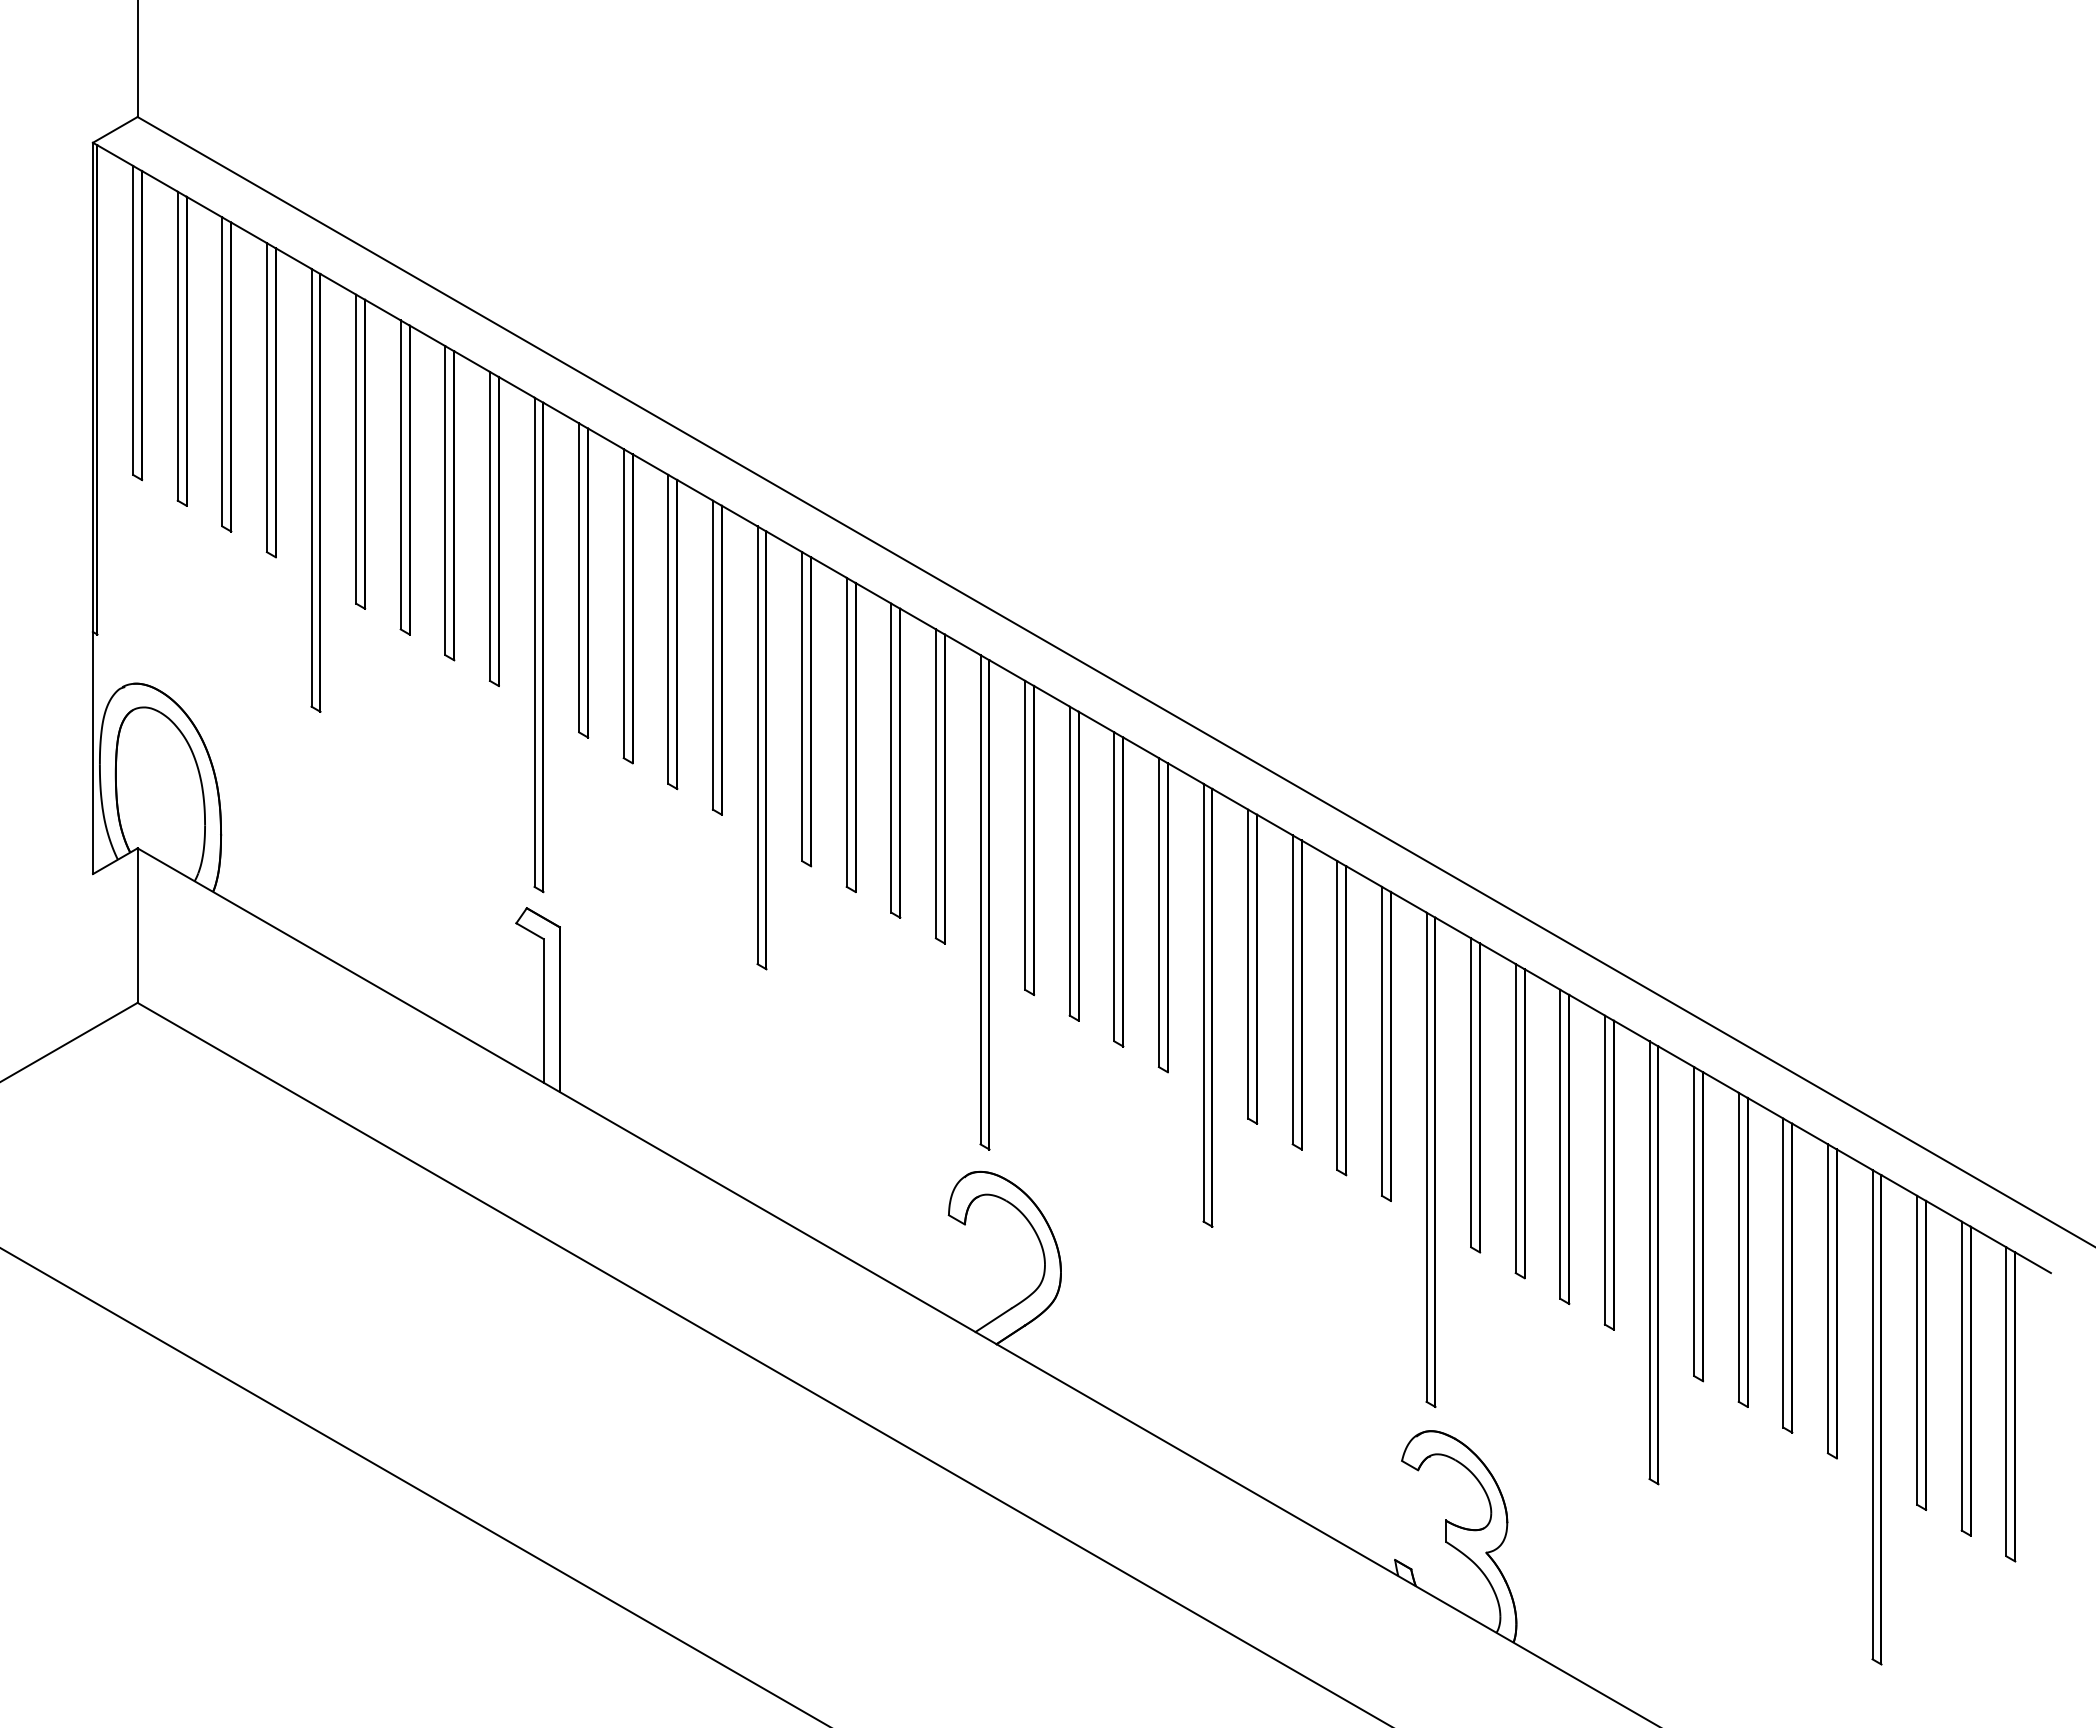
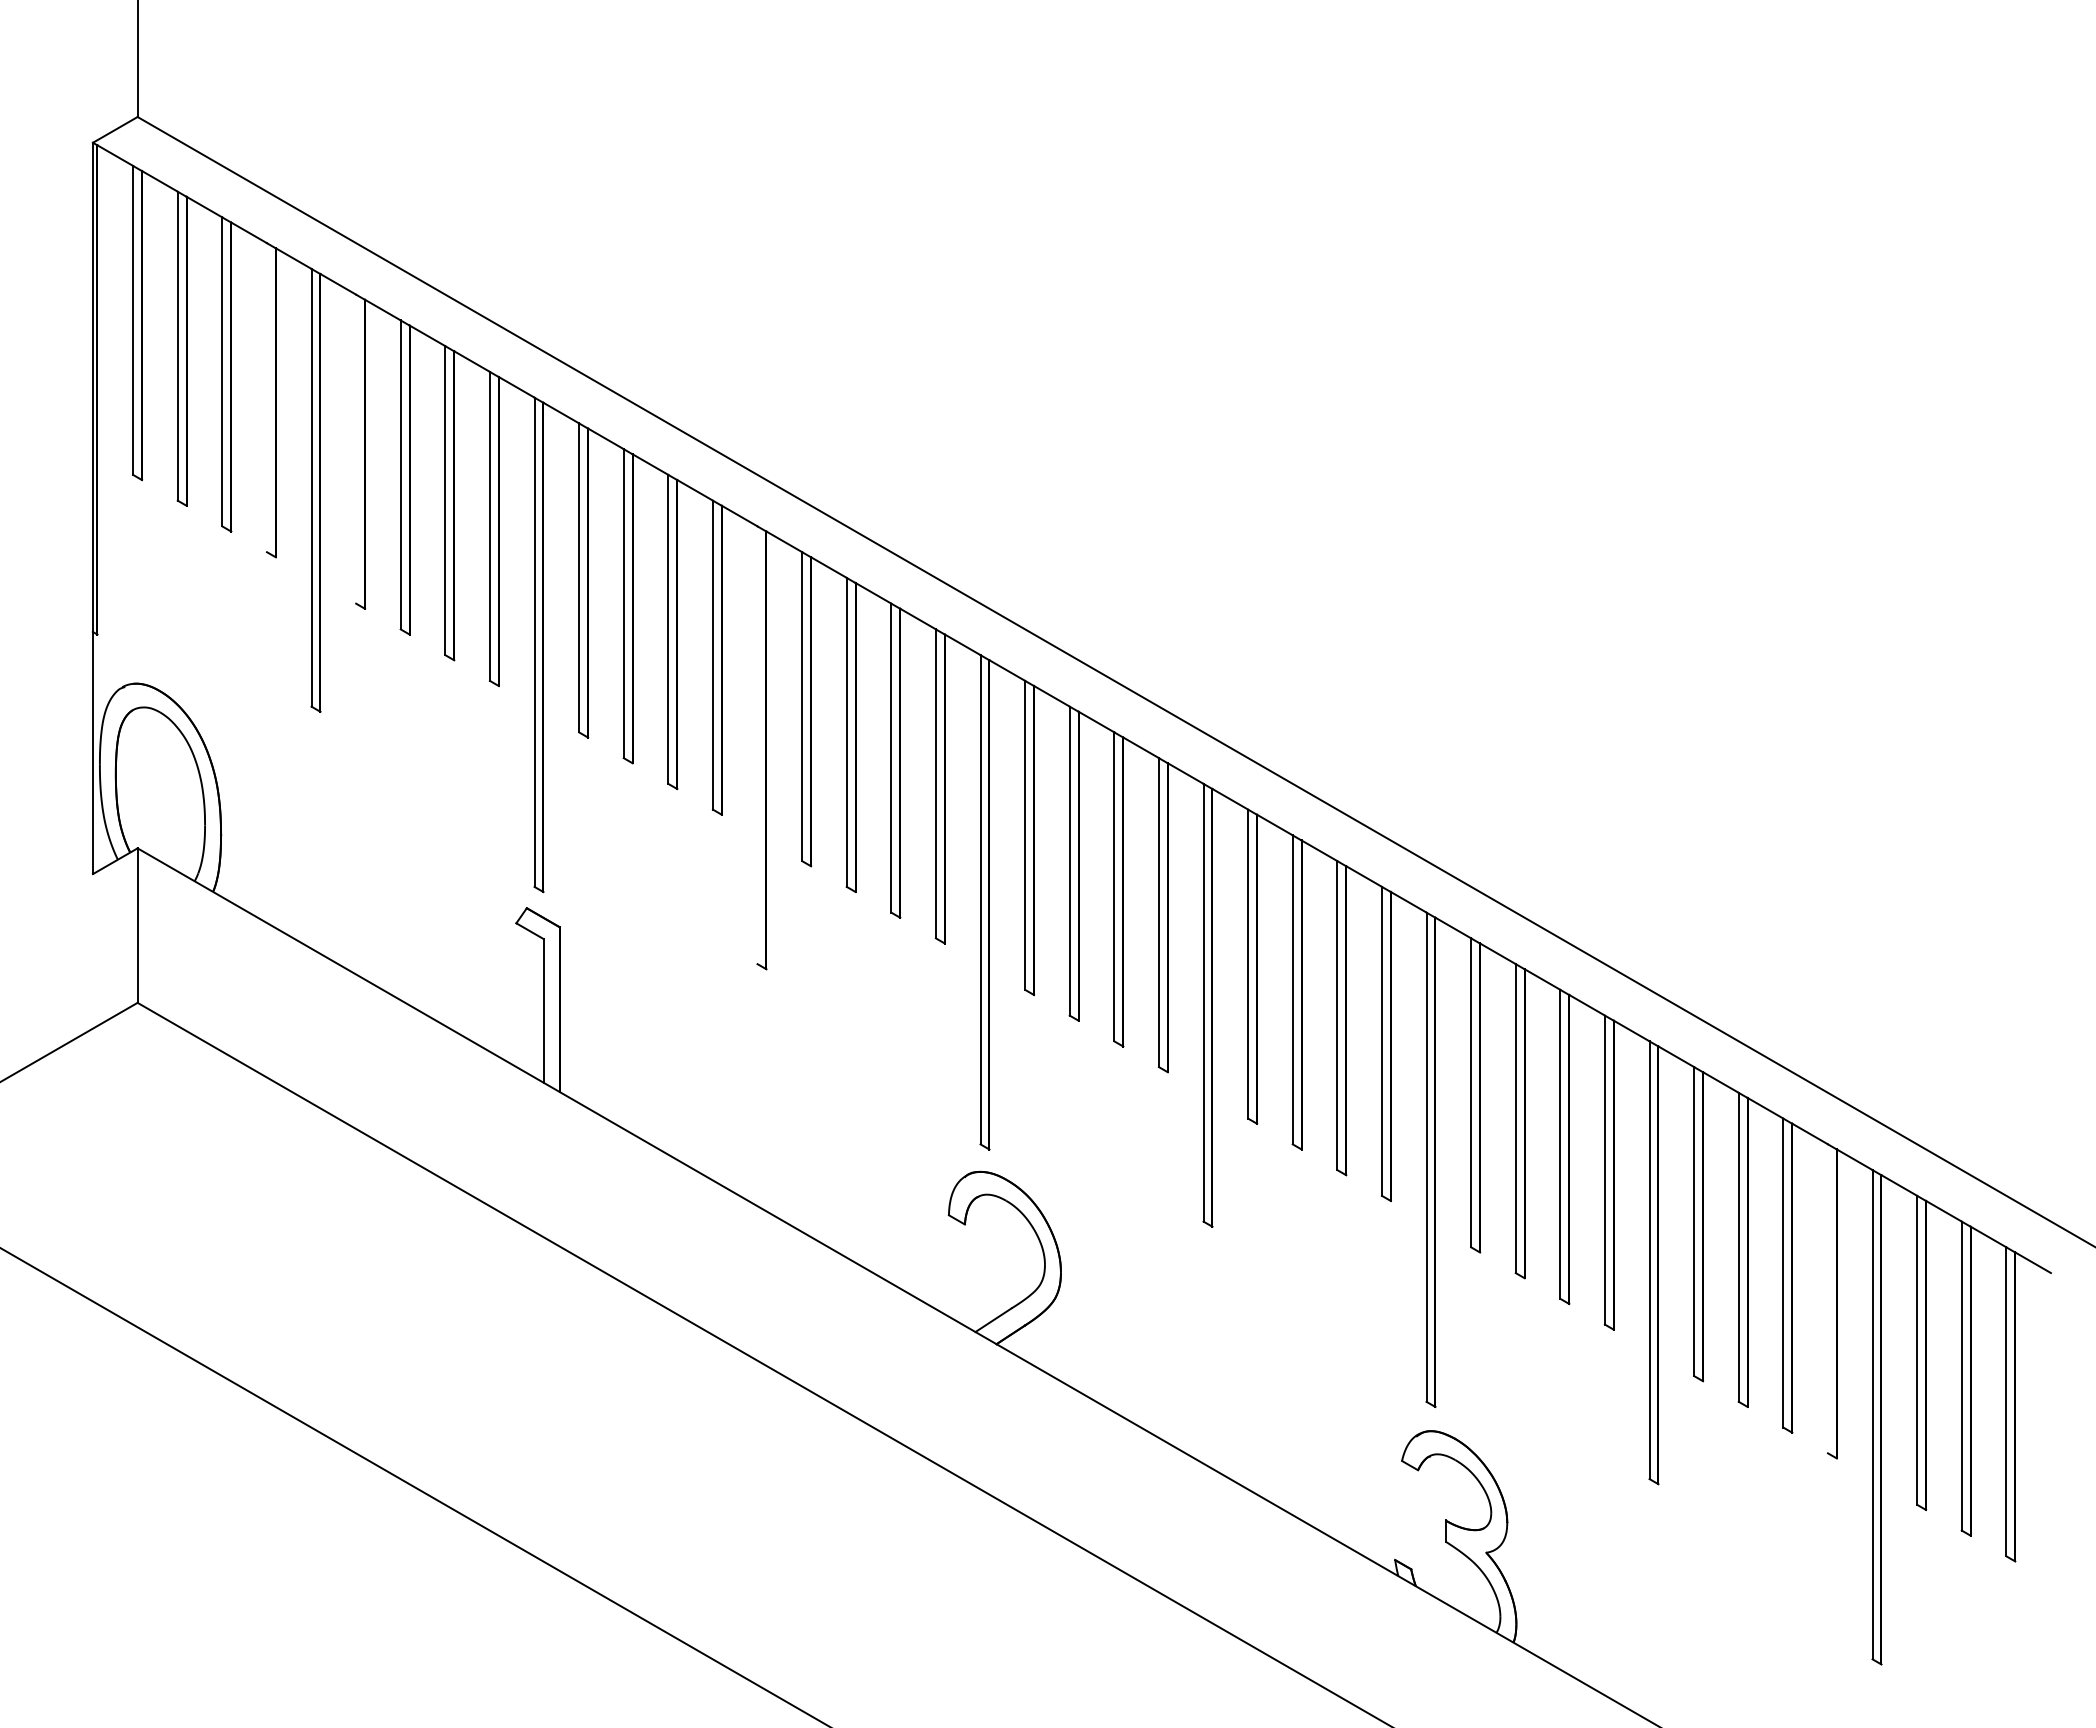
line: present -> none (266, 397)
line: present -> none (356, 448)
line: present -> none (757, 745)
line: present -> none (1827, 1298)
